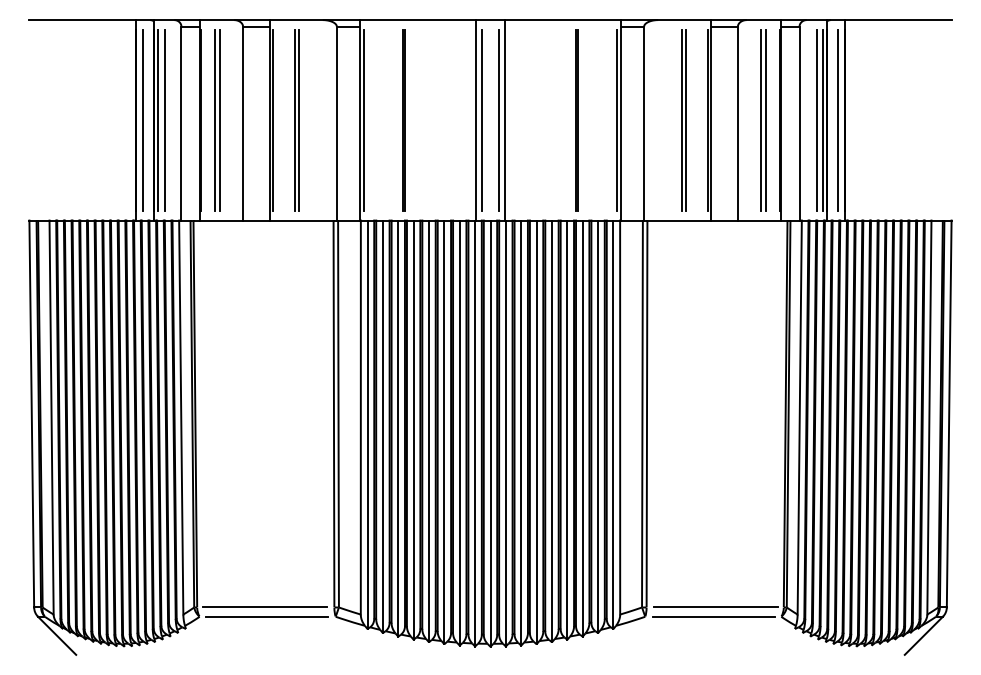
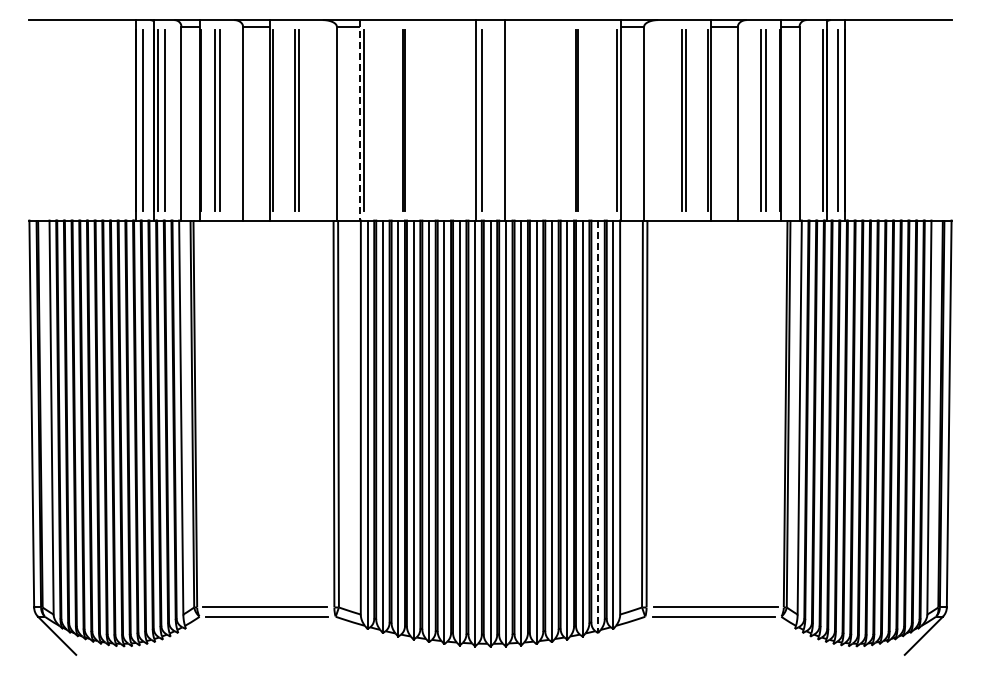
line: solid -> dashed (359, 120)
line: present -> none (498, 120)
line: present -> none (816, 120)
line: solid -> dashed (598, 427)
